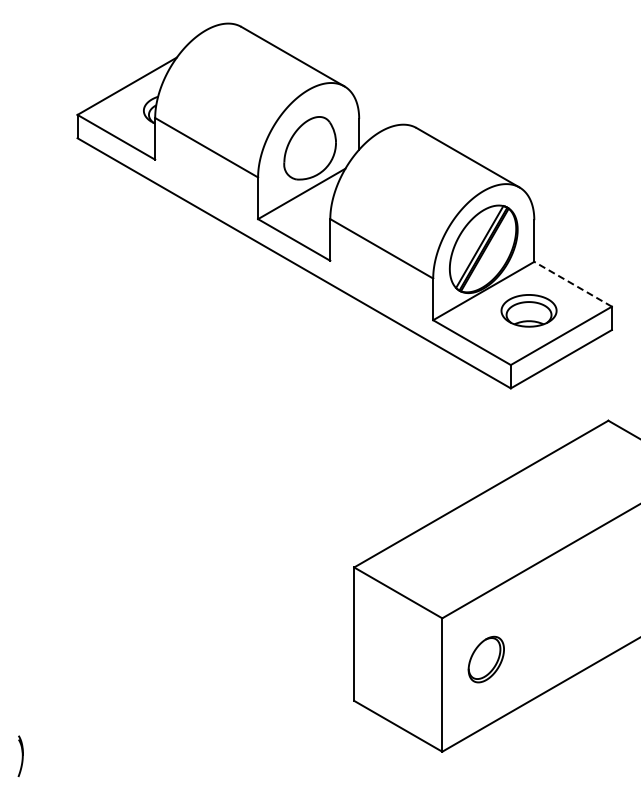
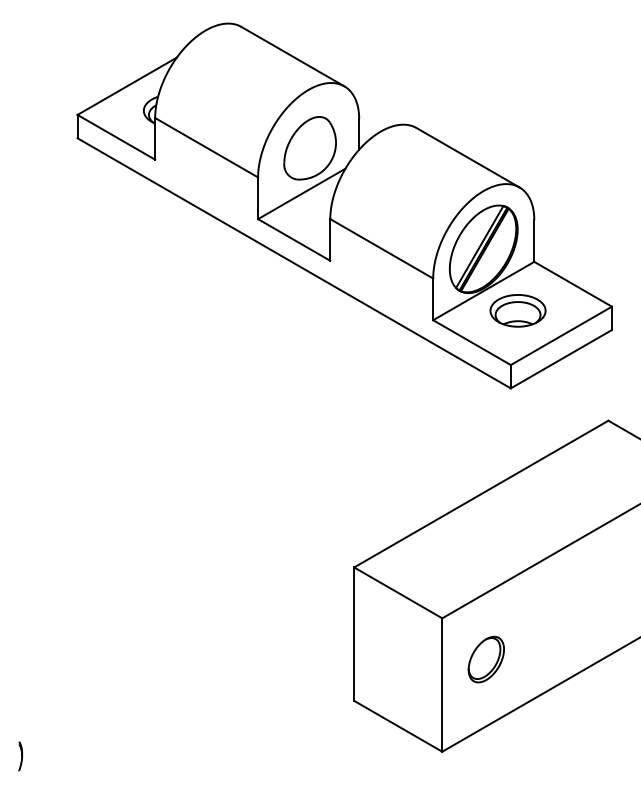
line: dashed -> solid (573, 284)
part position: (528, 310) -> (517, 310) (517, 310)
part size: 7x42 px -> 5x31 px (20, 756)
